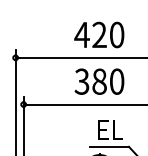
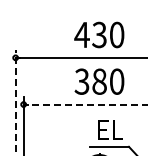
text: 420 -> 430 (99, 35)
line: solid -> dashed (15, 102)
line: solid -> dashed (87, 104)
